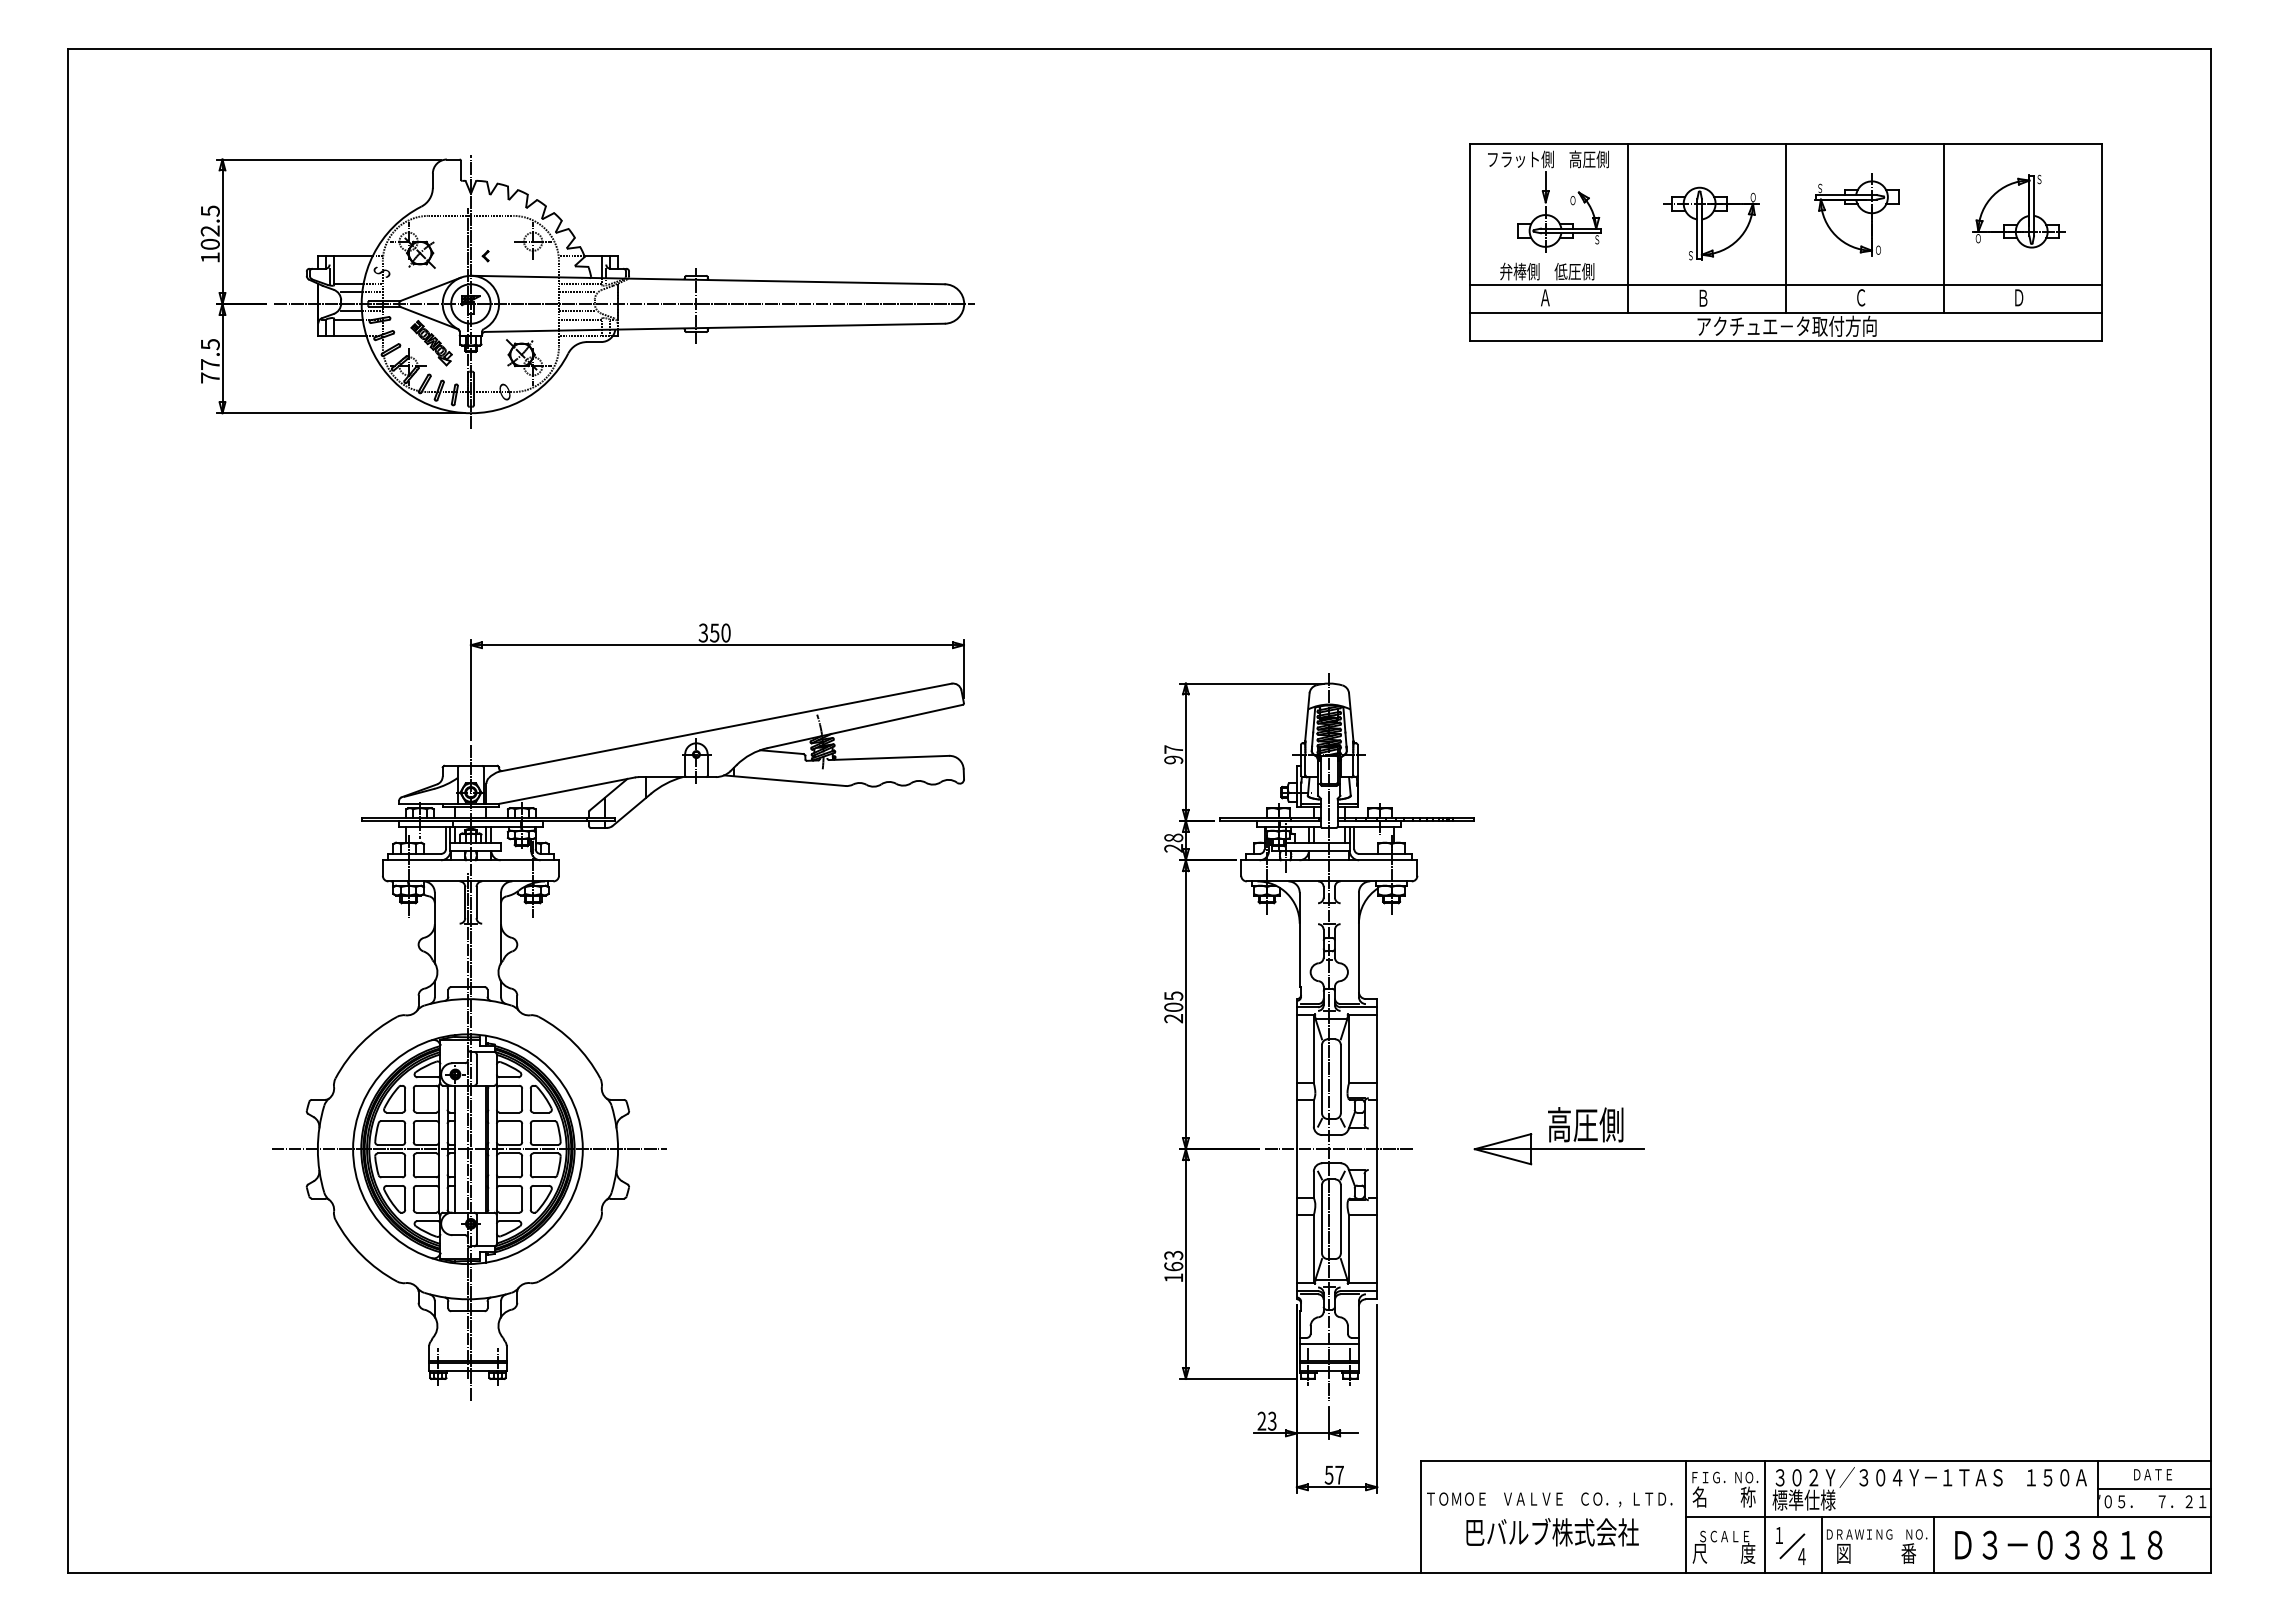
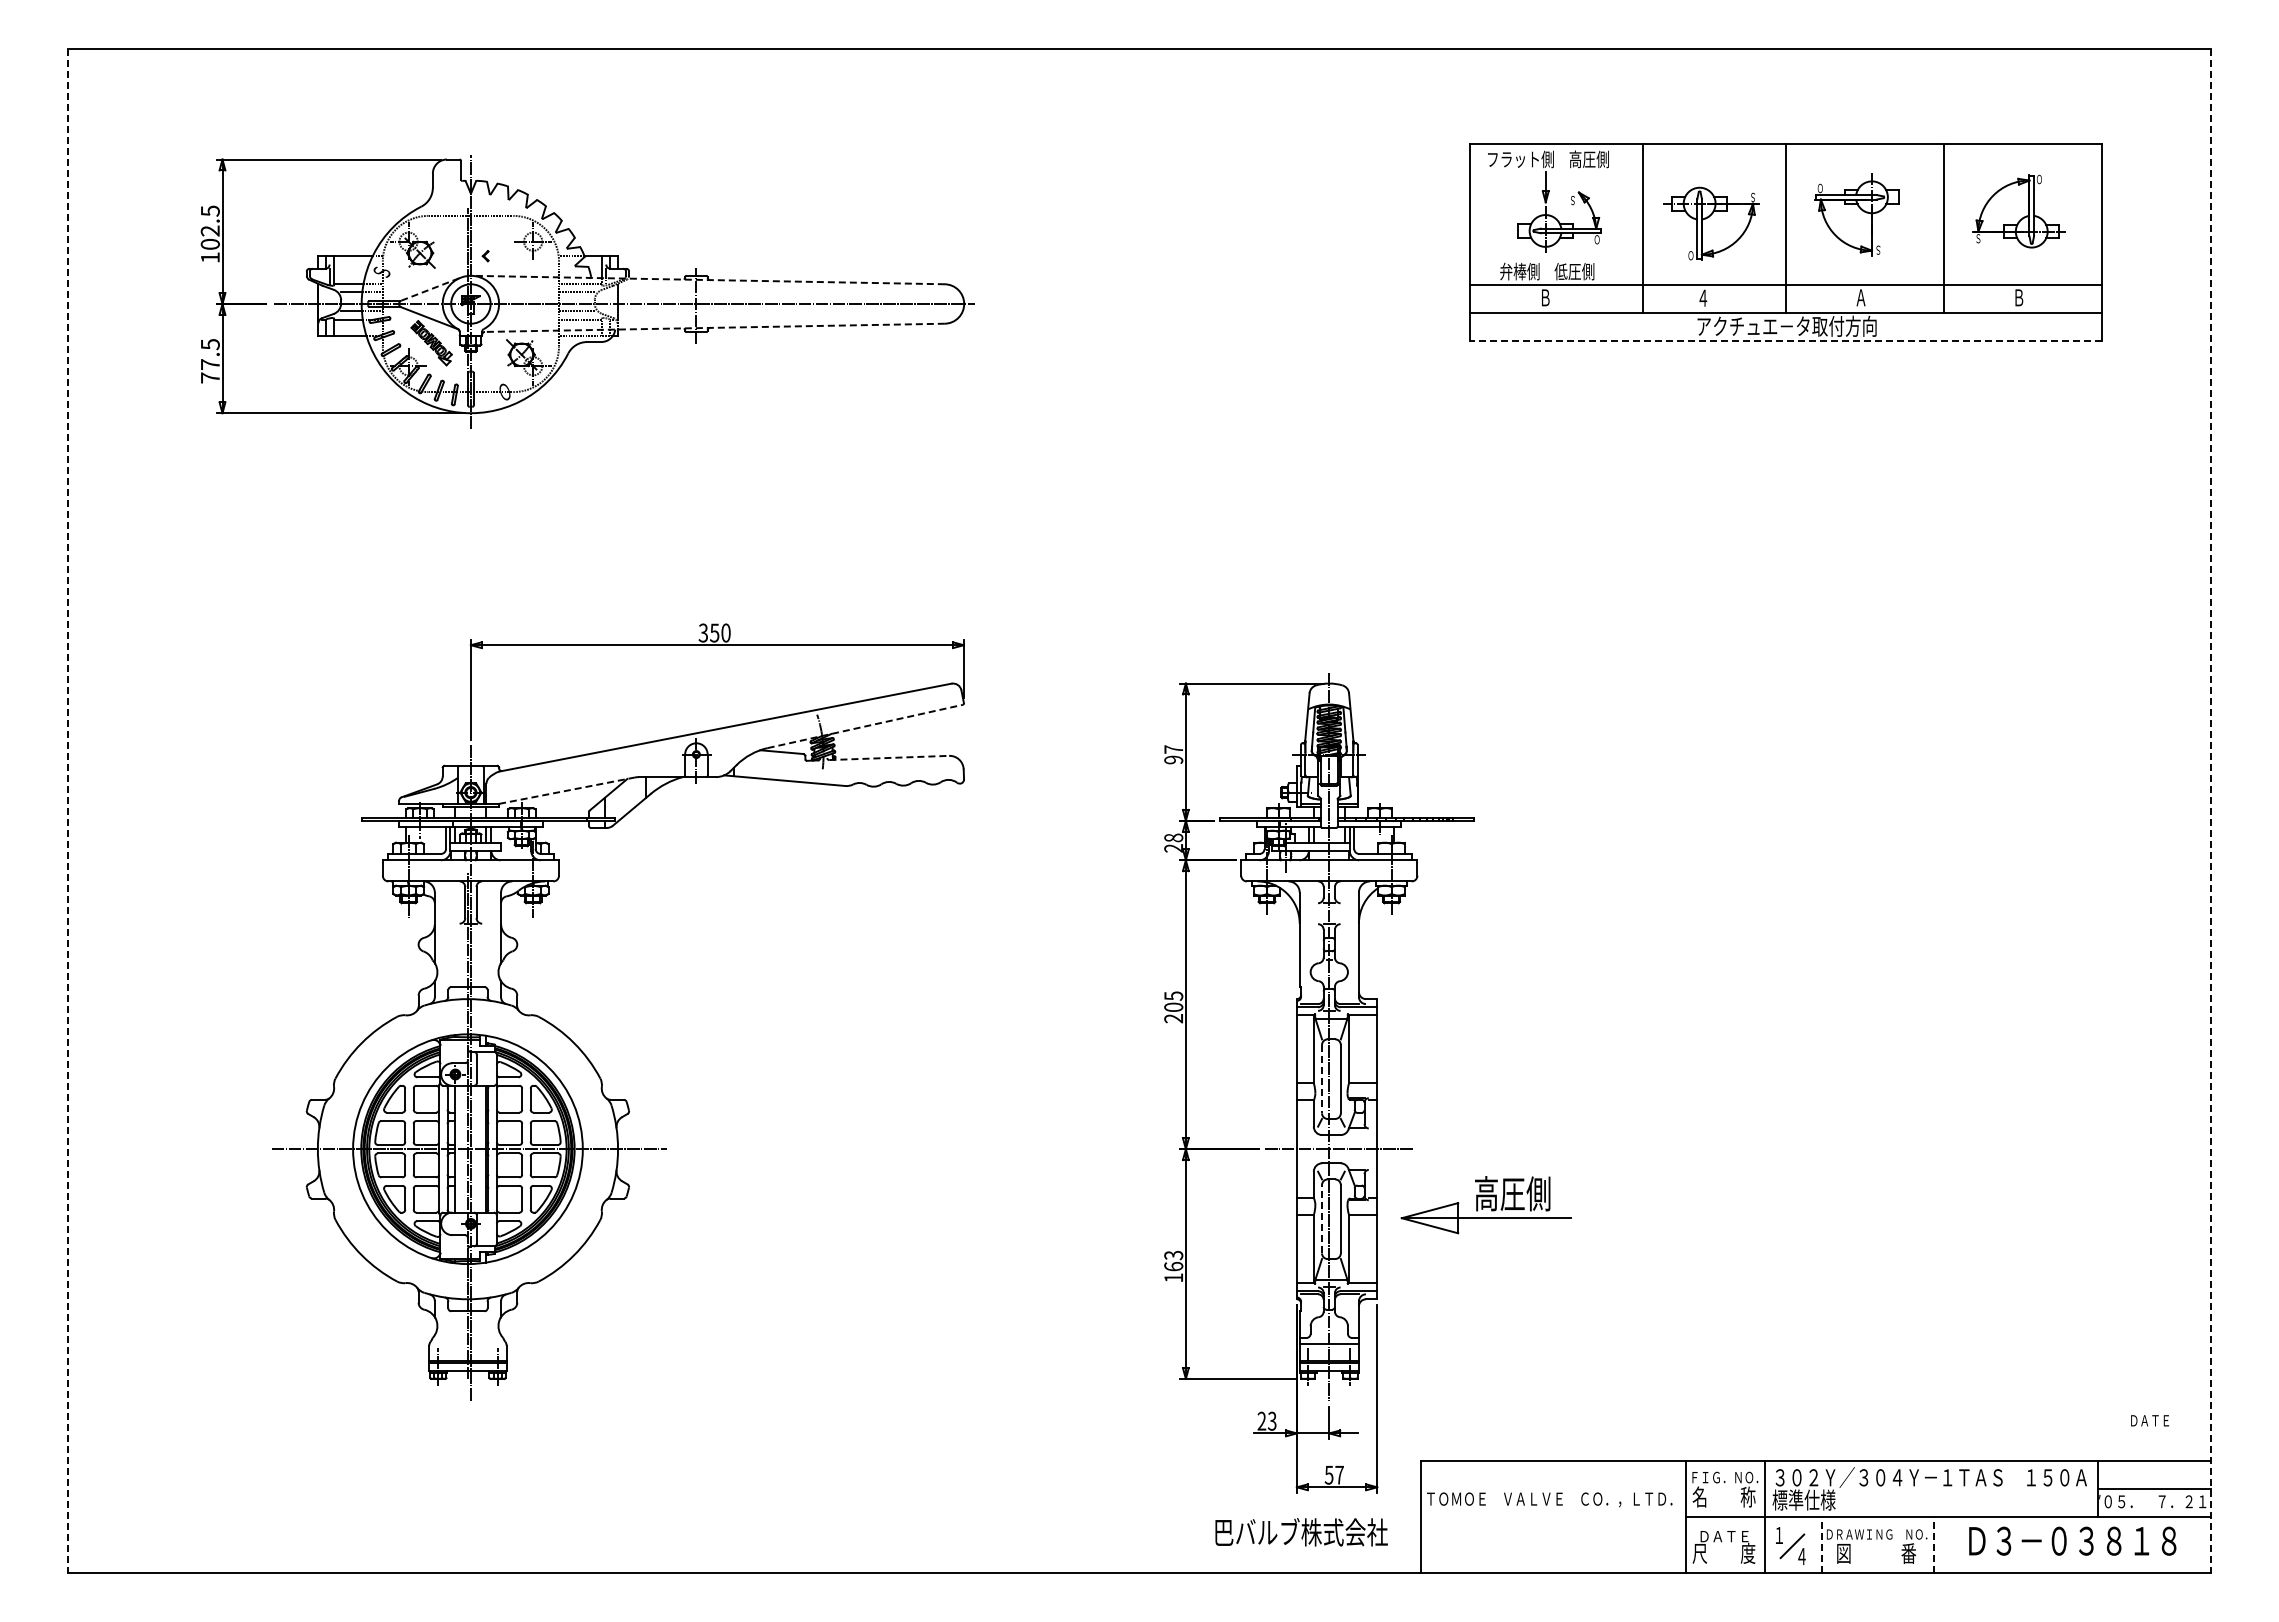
text: Ｓ -> Ｏ (2038, 178)
text: Ｓ -> Ｏ (1819, 188)
text: Ｏ -> Ｓ (1752, 197)
text: Ｏ -> Ｓ (1572, 200)
line position: (1628, 227) -> (1643, 227) (1643, 227)
text: Ｏ -> Ｓ (1977, 238)
text: Ｓ -> Ｏ (1596, 239)
text: Ｏ -> Ｓ (1878, 250)
text: Ｓ -> Ｏ (1690, 256)
line: solid -> dashed (708, 280)
line: solid -> dashed (431, 289)
text: Ａ -> Ｂ (1545, 297)
text: Ｂ -> ４ (1703, 297)
text: Ｃ -> Ａ (1860, 297)
text: Ｄ -> Ｂ (2019, 297)
line: solid -> dashed (714, 327)
line: solid -> dashed (1785, 341)
line: solid -> dashed (865, 726)
line: solid -> dashed (889, 757)
line: solid -> dashed (567, 790)
line: solid -> dashed (68, 811)
line: solid -> dashed (2210, 811)
line: solid -> dashed (1322, 1079)
part position: (1558, 1136) -> (1485, 1205) (1485, 1205)
line: solid -> dashed (1322, 1218)
text position: (2152, 1474) -> (2149, 1420) (2149, 1420)
text position: (1552, 1532) -> (1301, 1532) (1301, 1532)
text: ＳＣＡＬＥ -> ＤＡＴＥ (1724, 1536)
line: solid -> dashed (1821, 1544)
line: solid -> dashed (1934, 1544)
text position: (2058, 1544) -> (2072, 1540) (2072, 1540)
